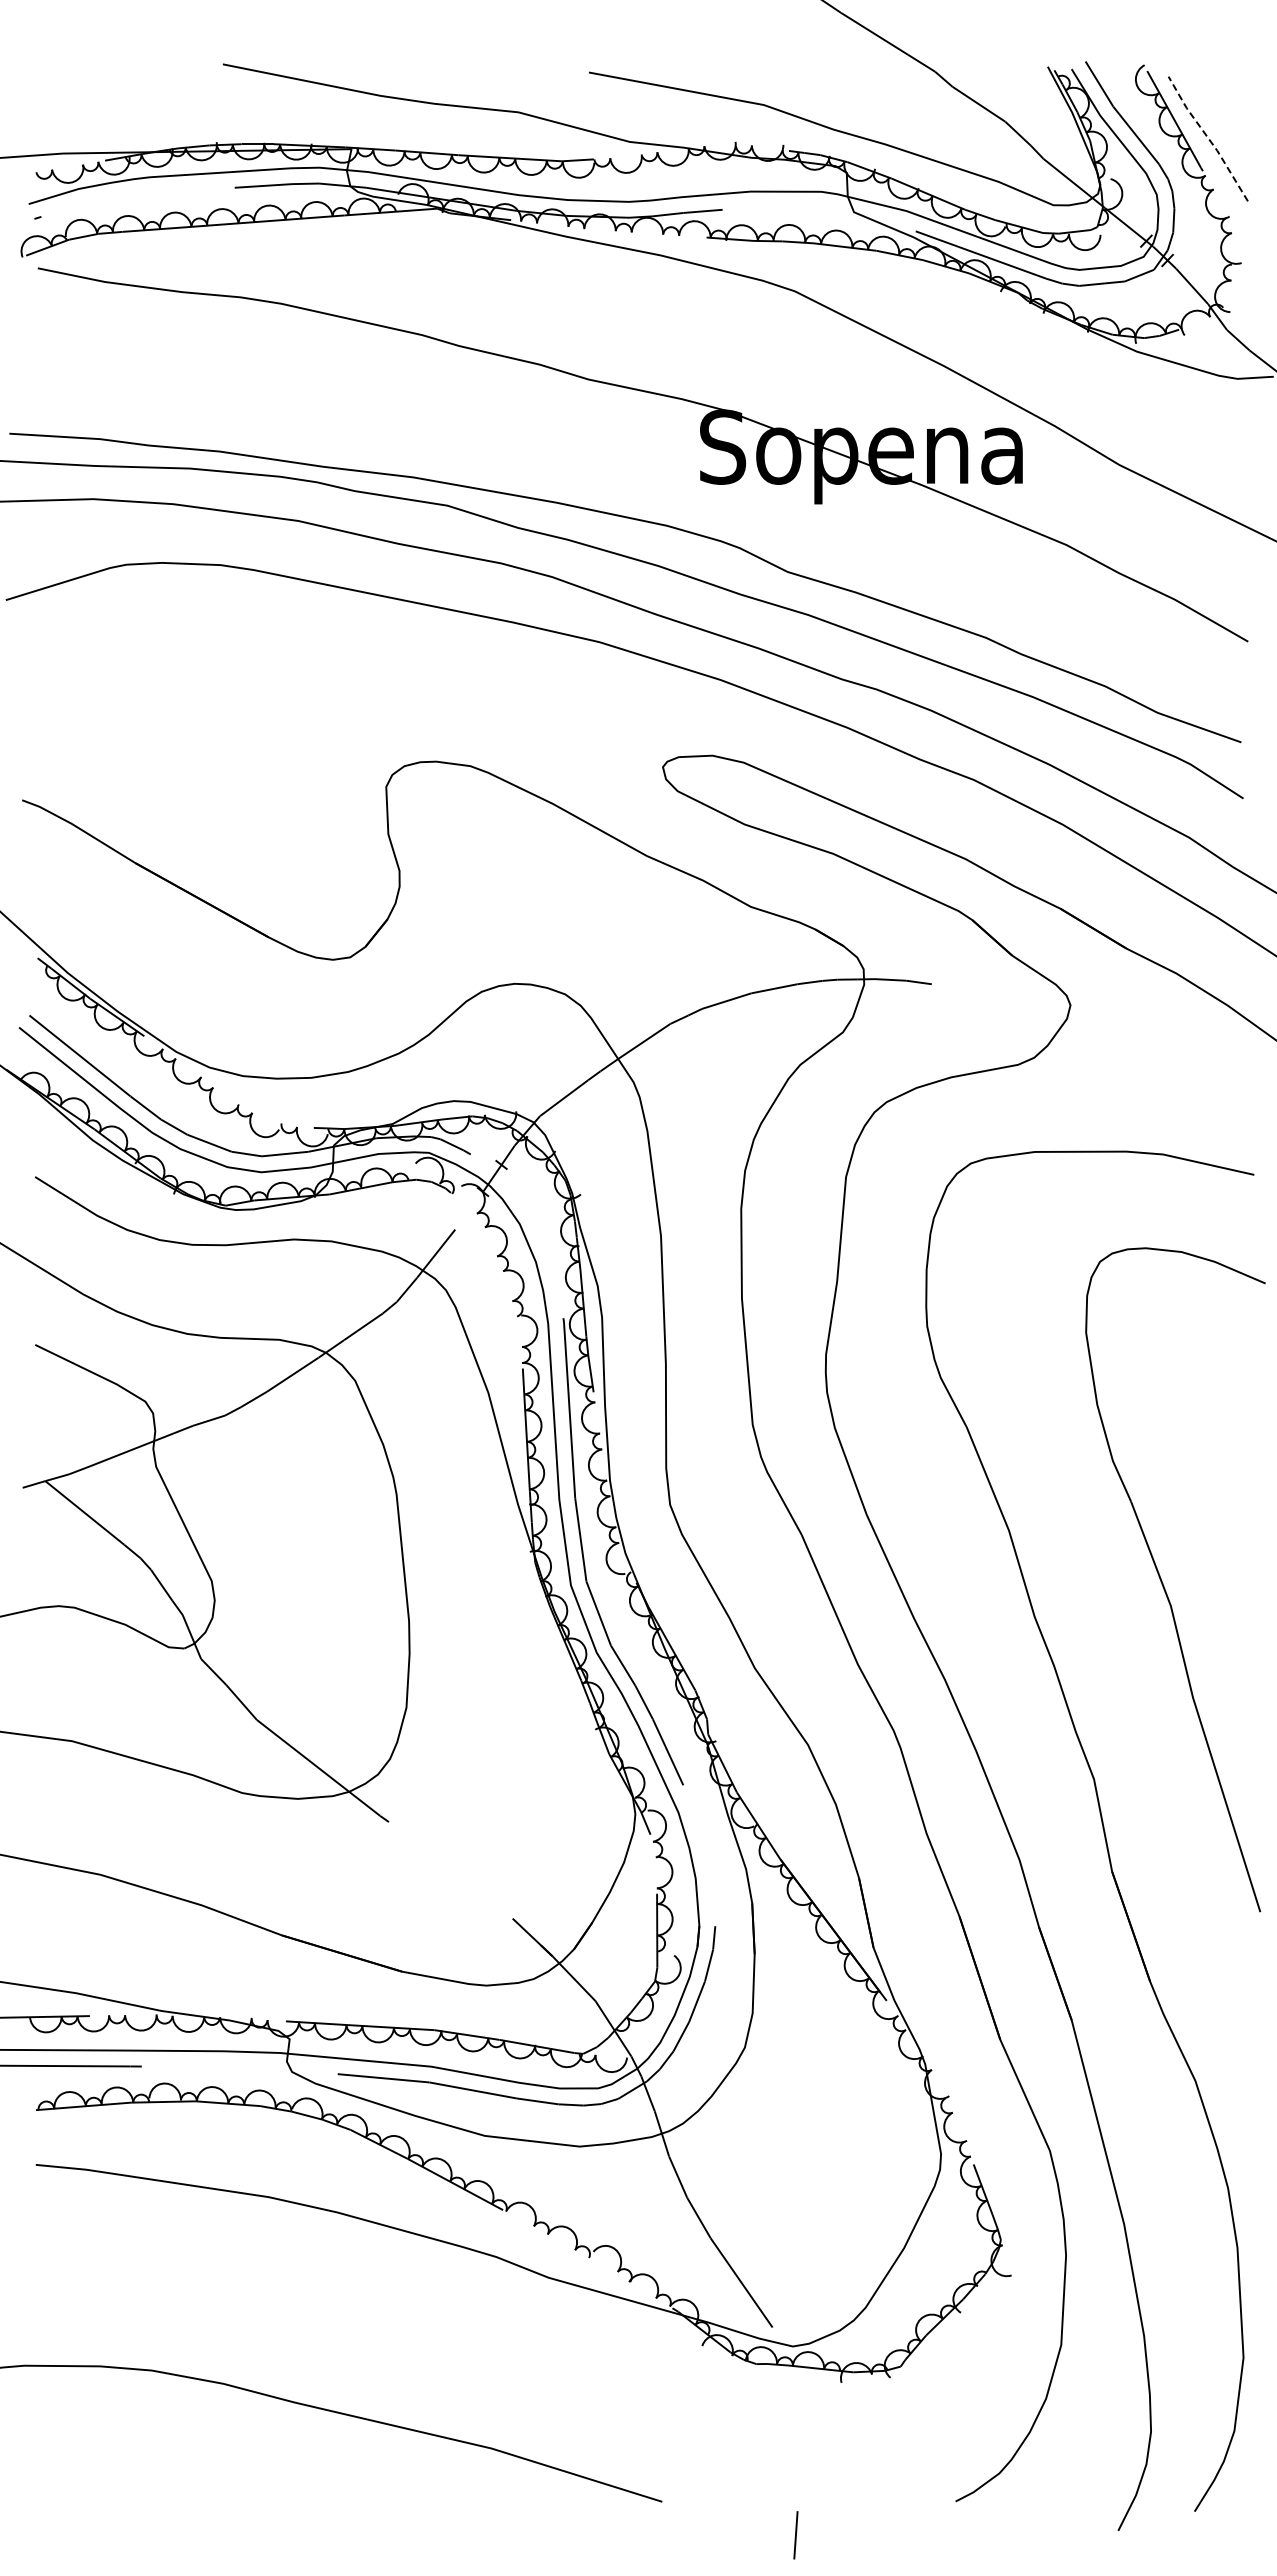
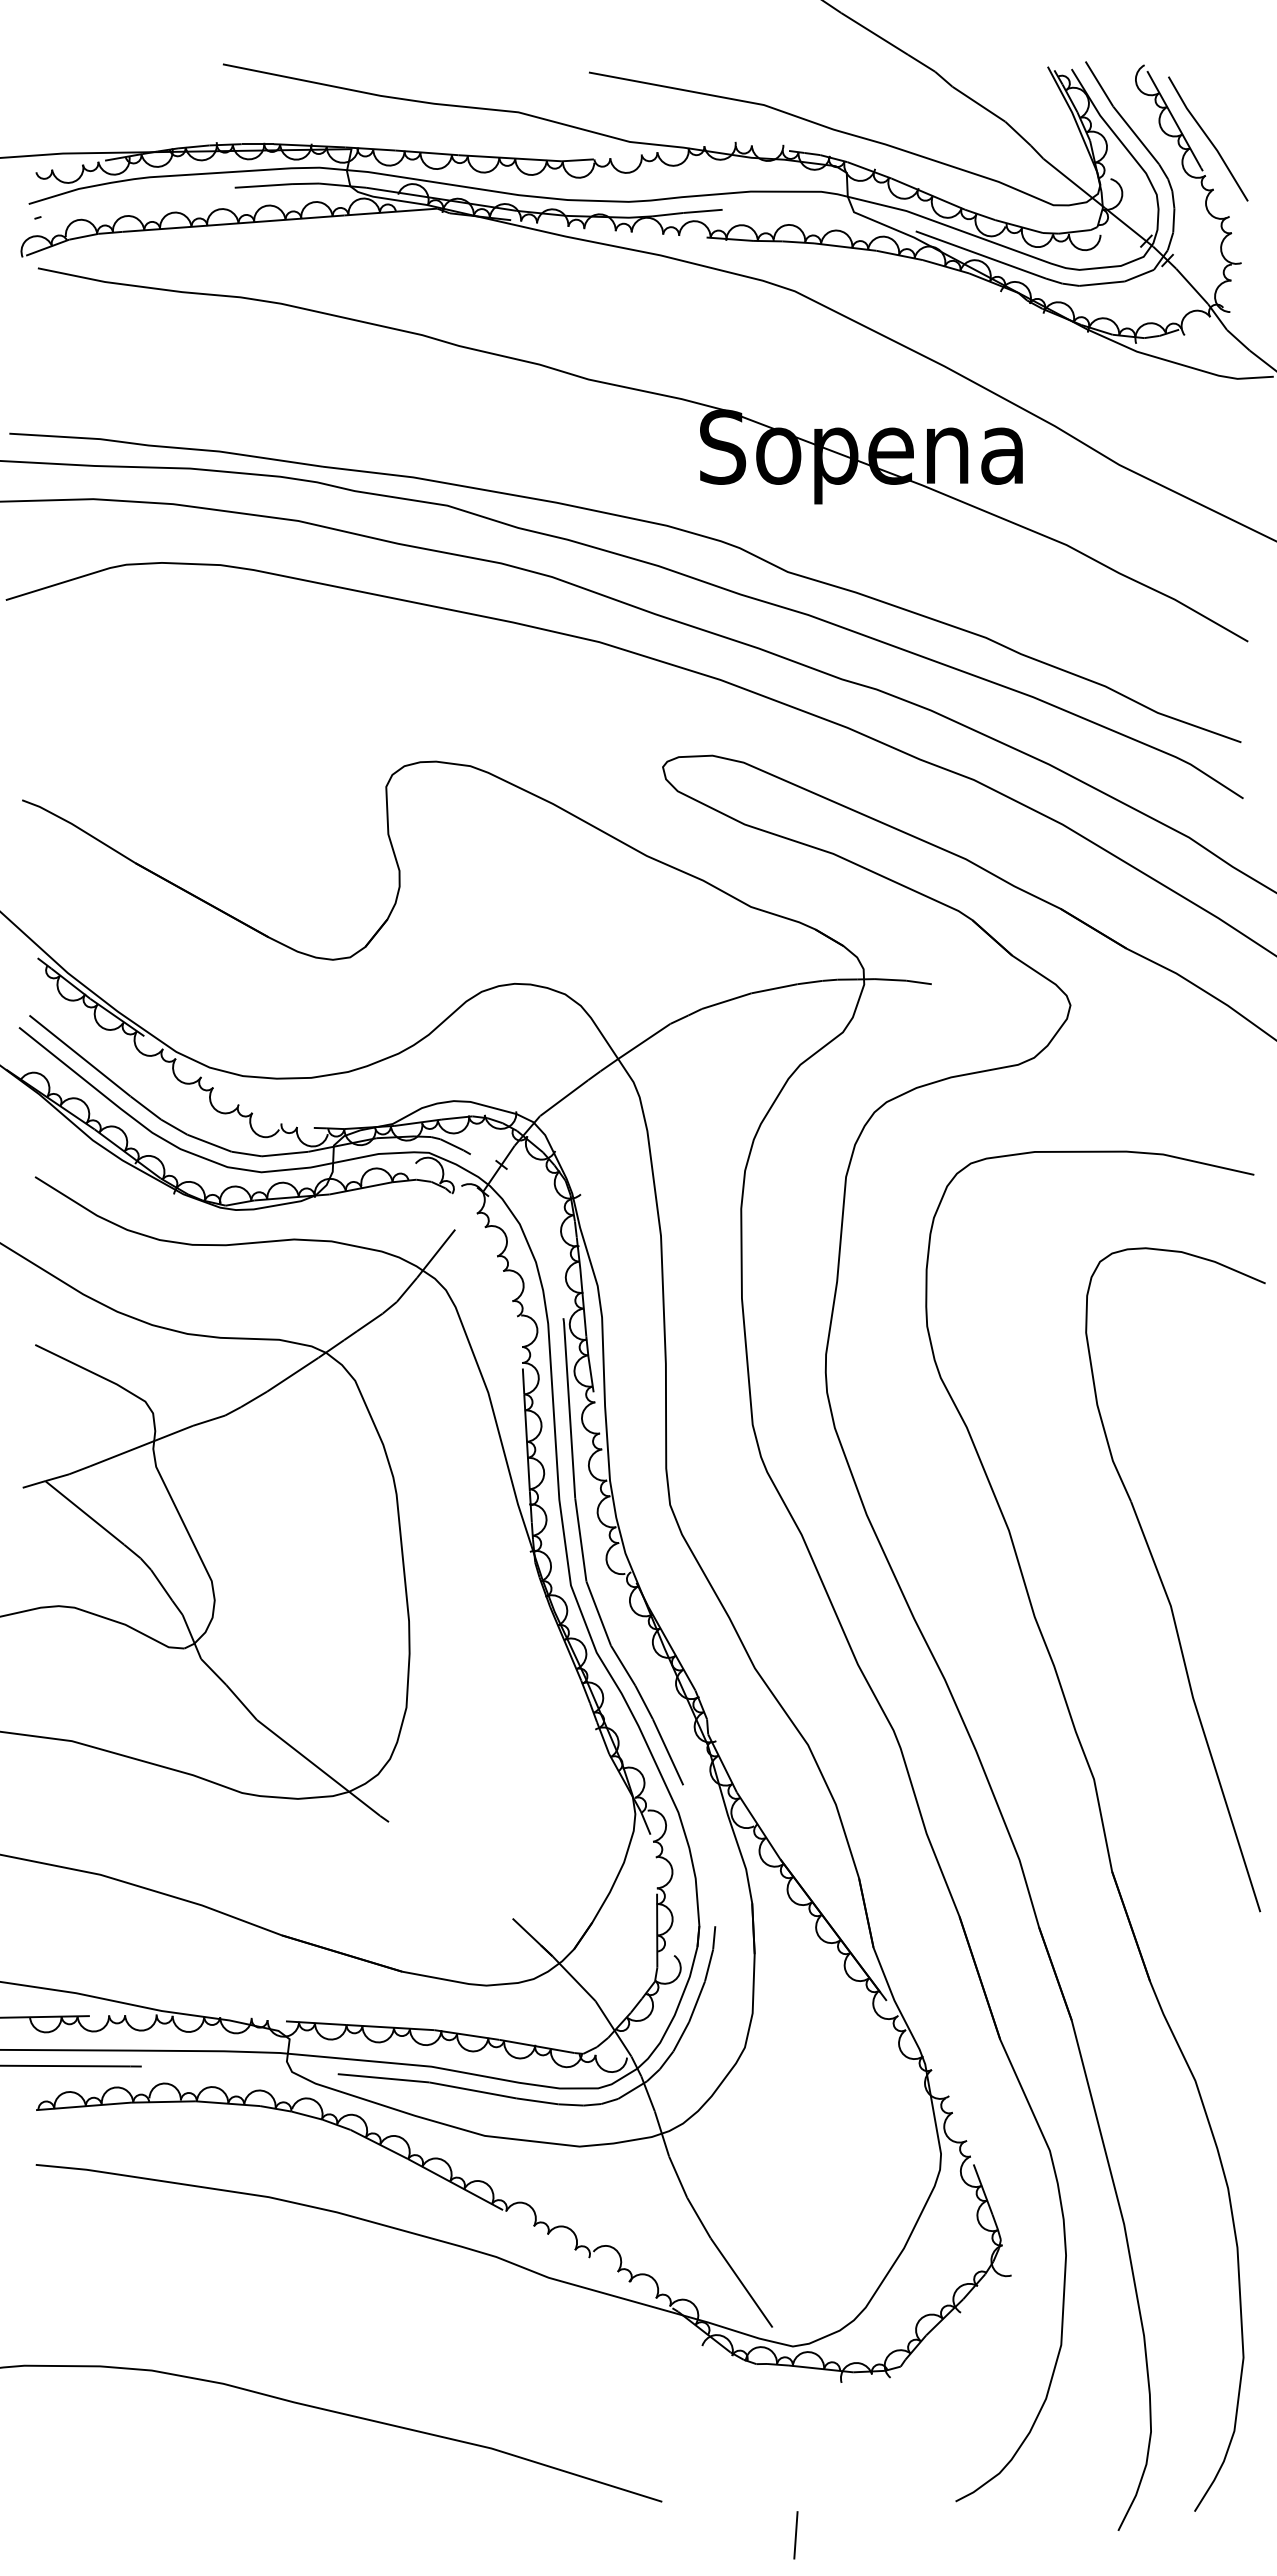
line: dashed -> solid (1208, 138)
